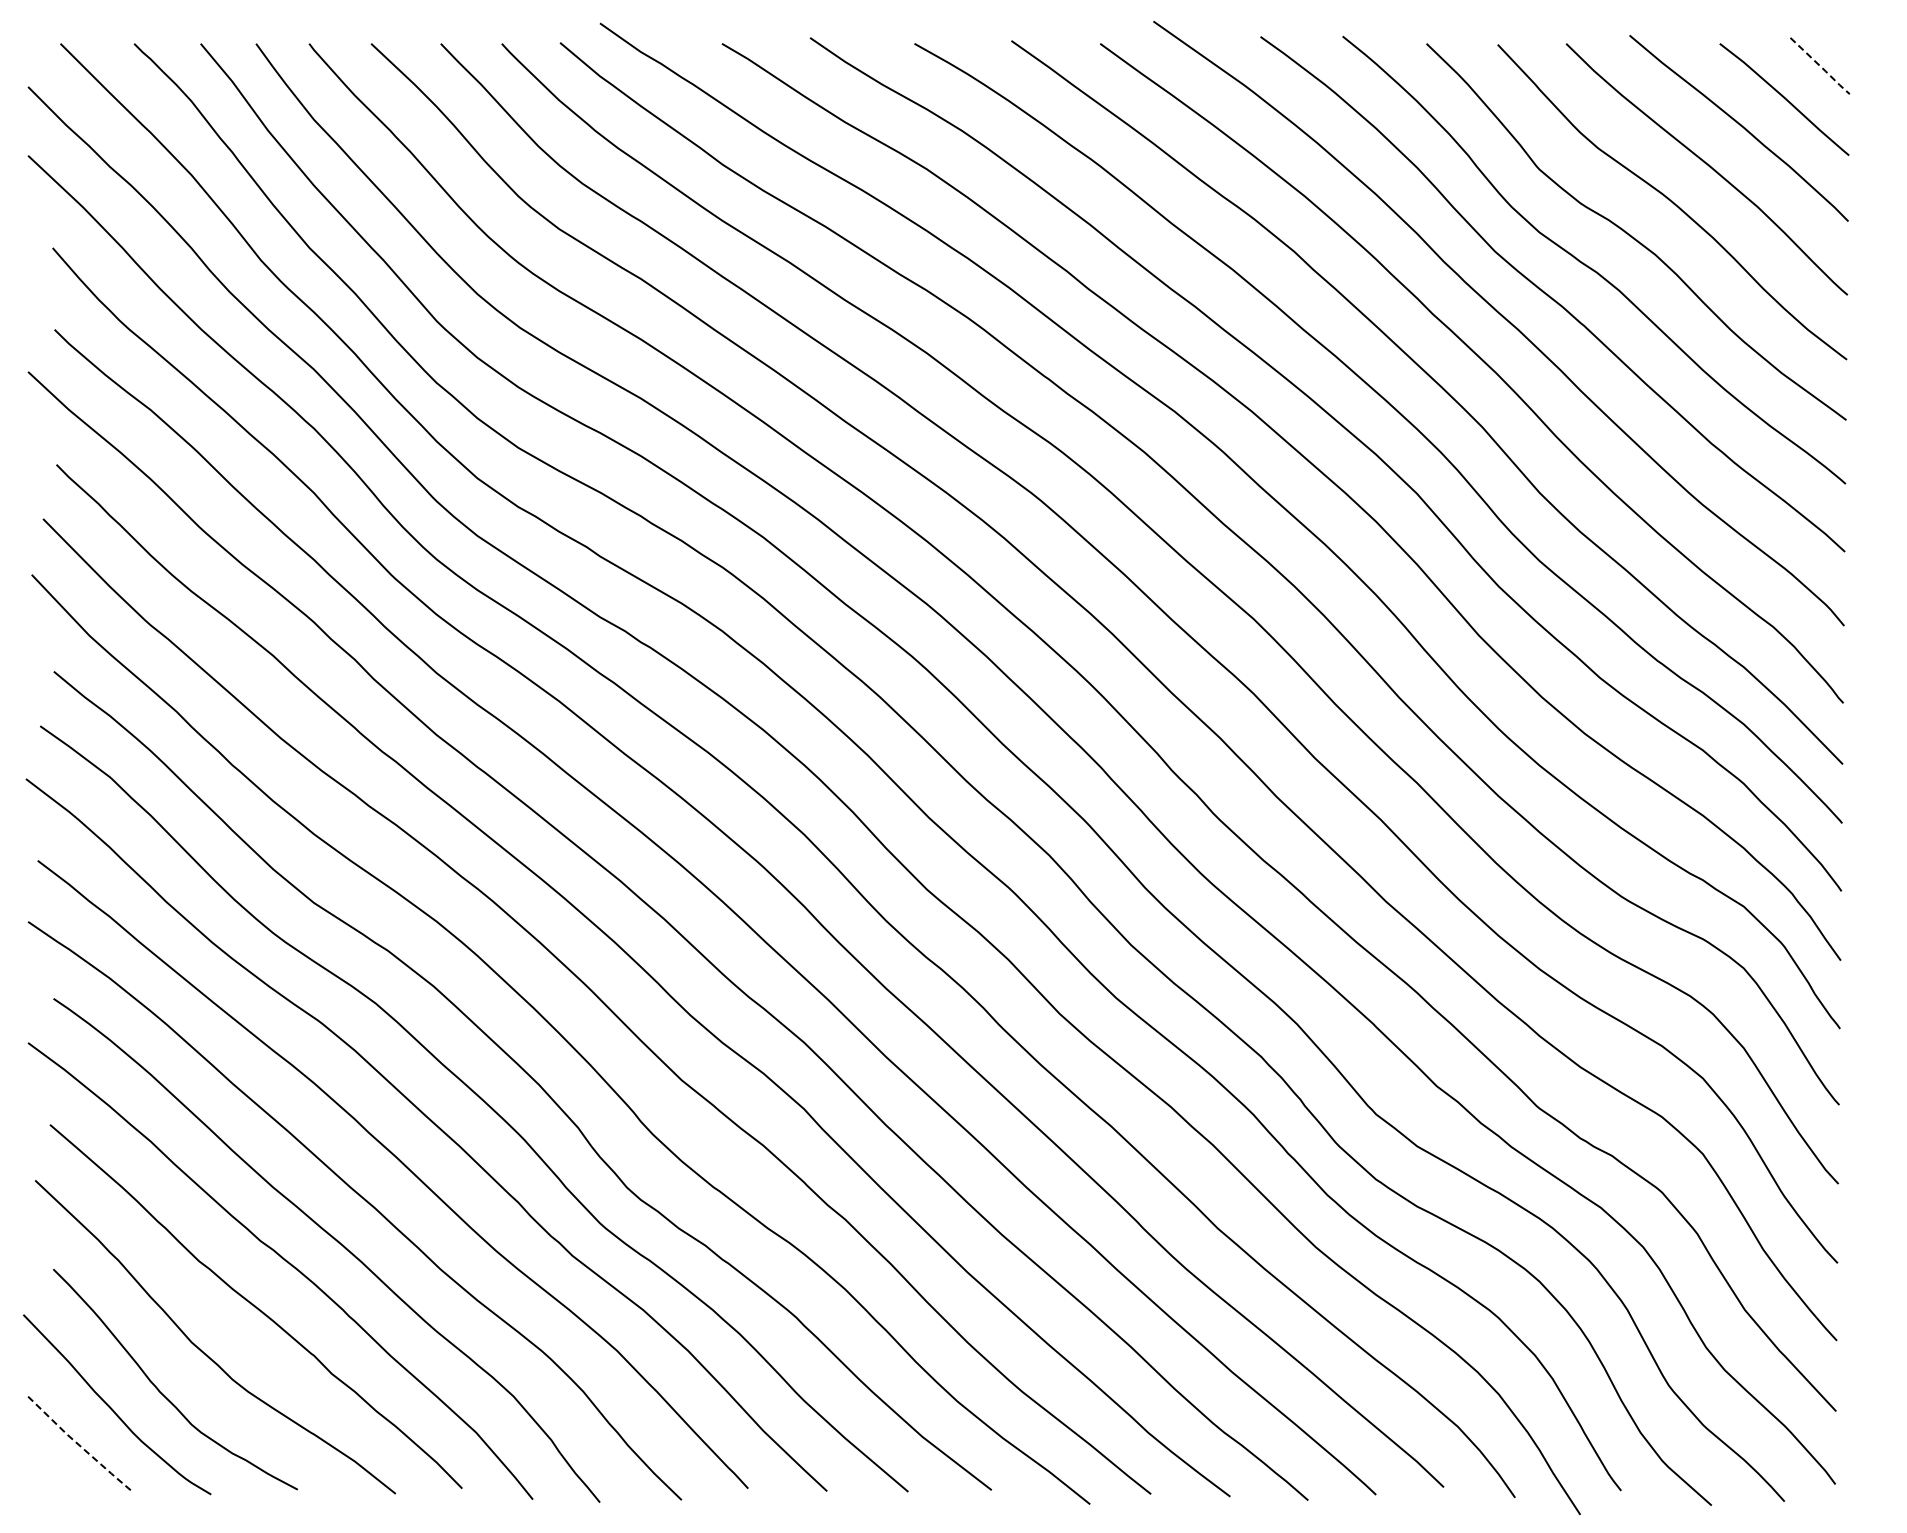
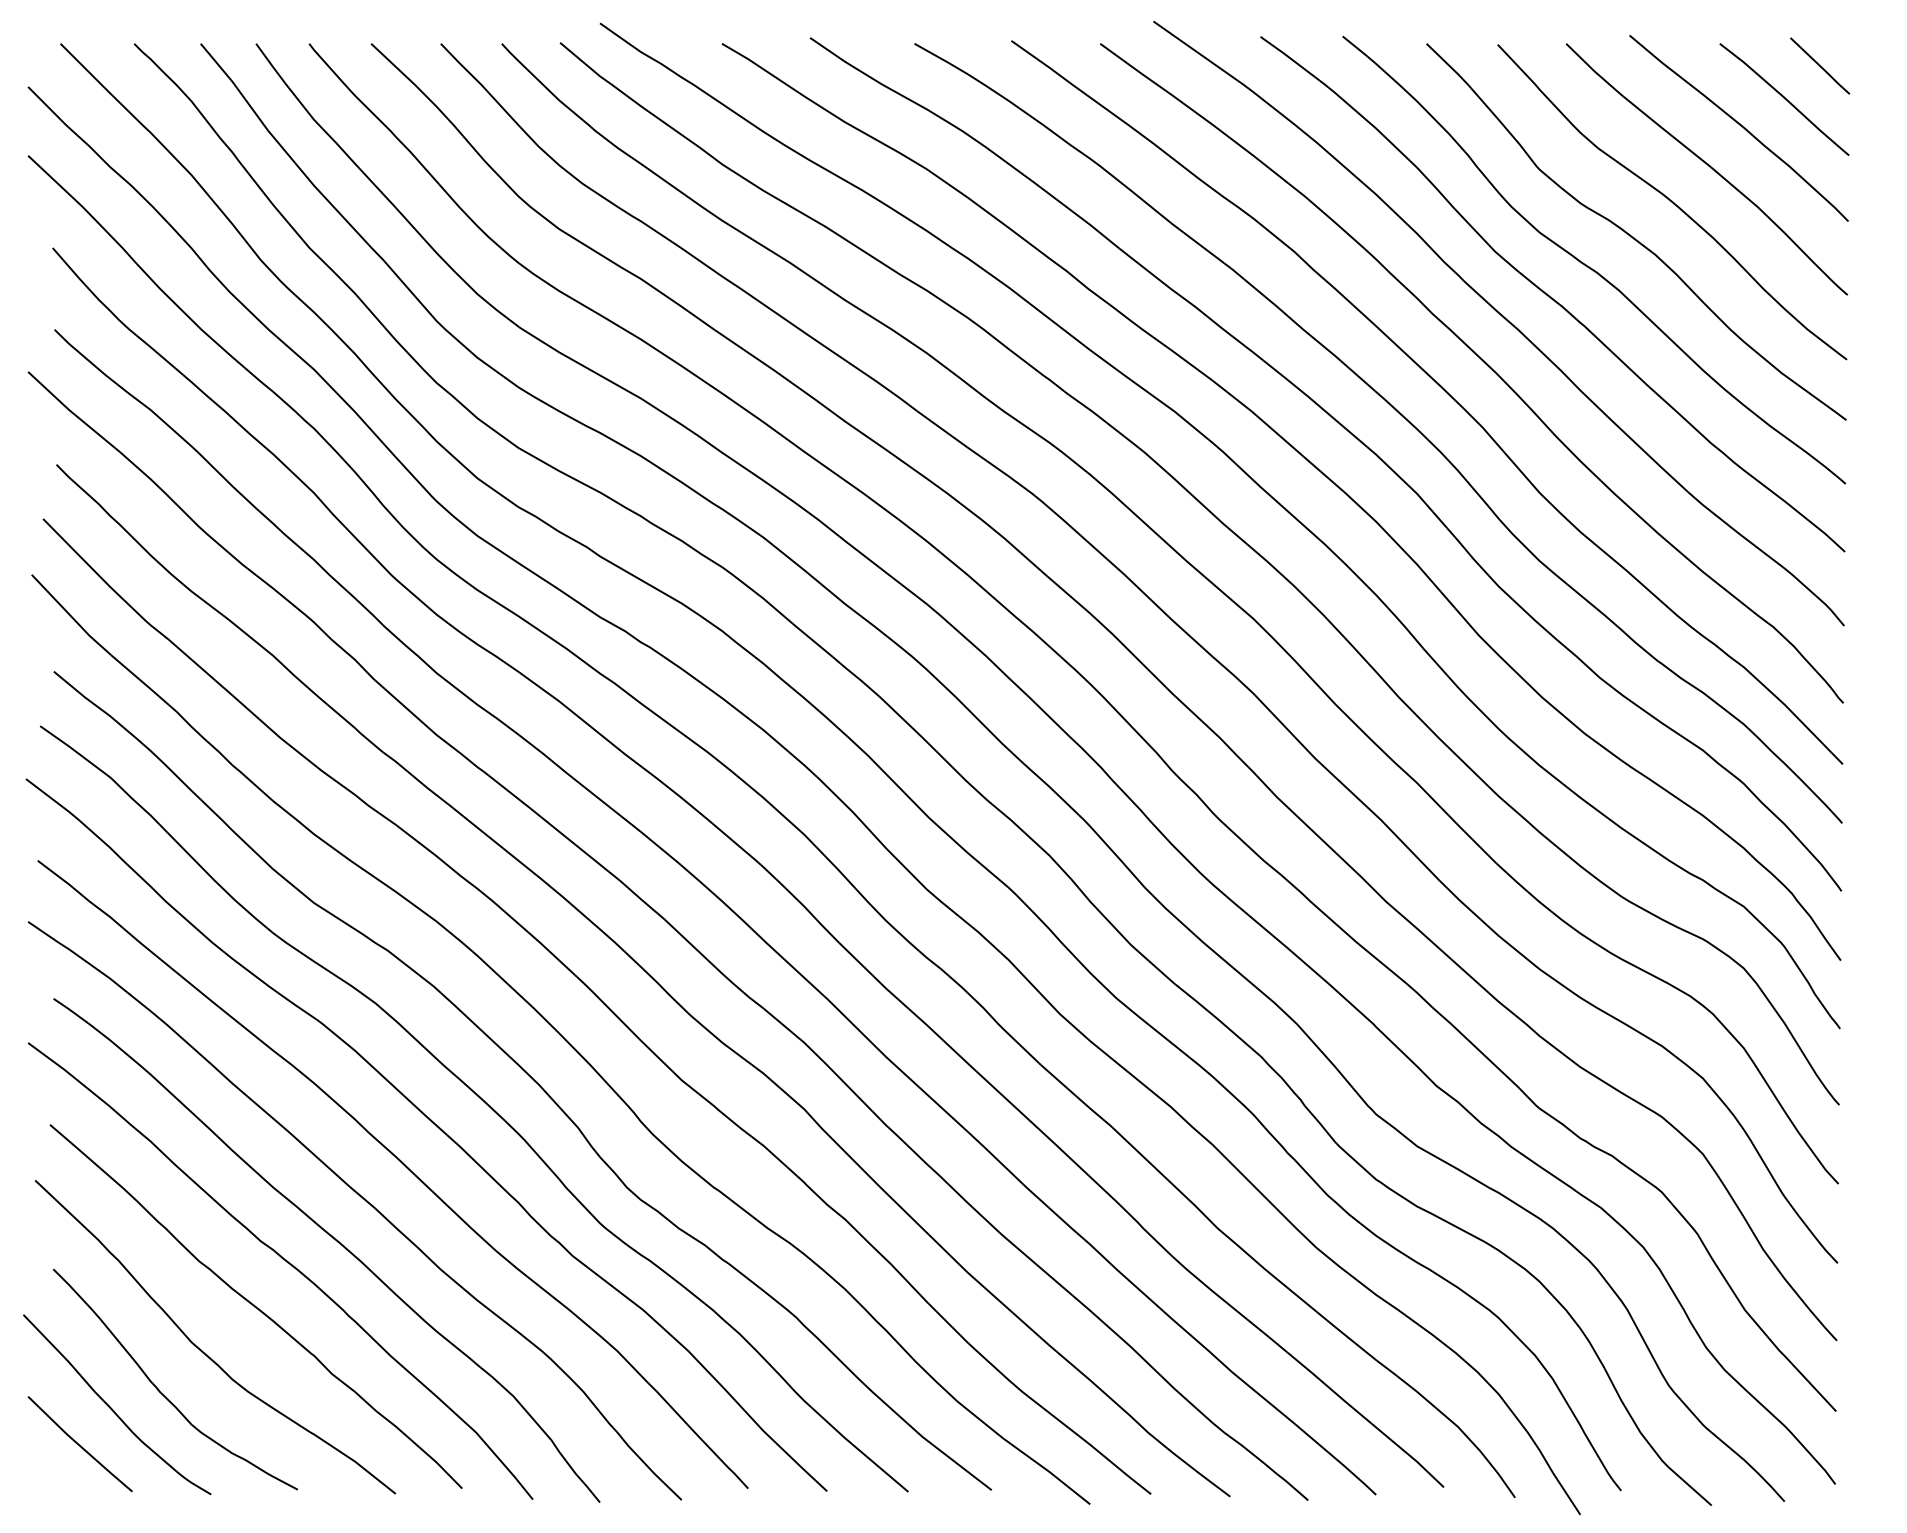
line: dashed -> solid (1821, 67)
line: dashed -> solid (79, 1445)
